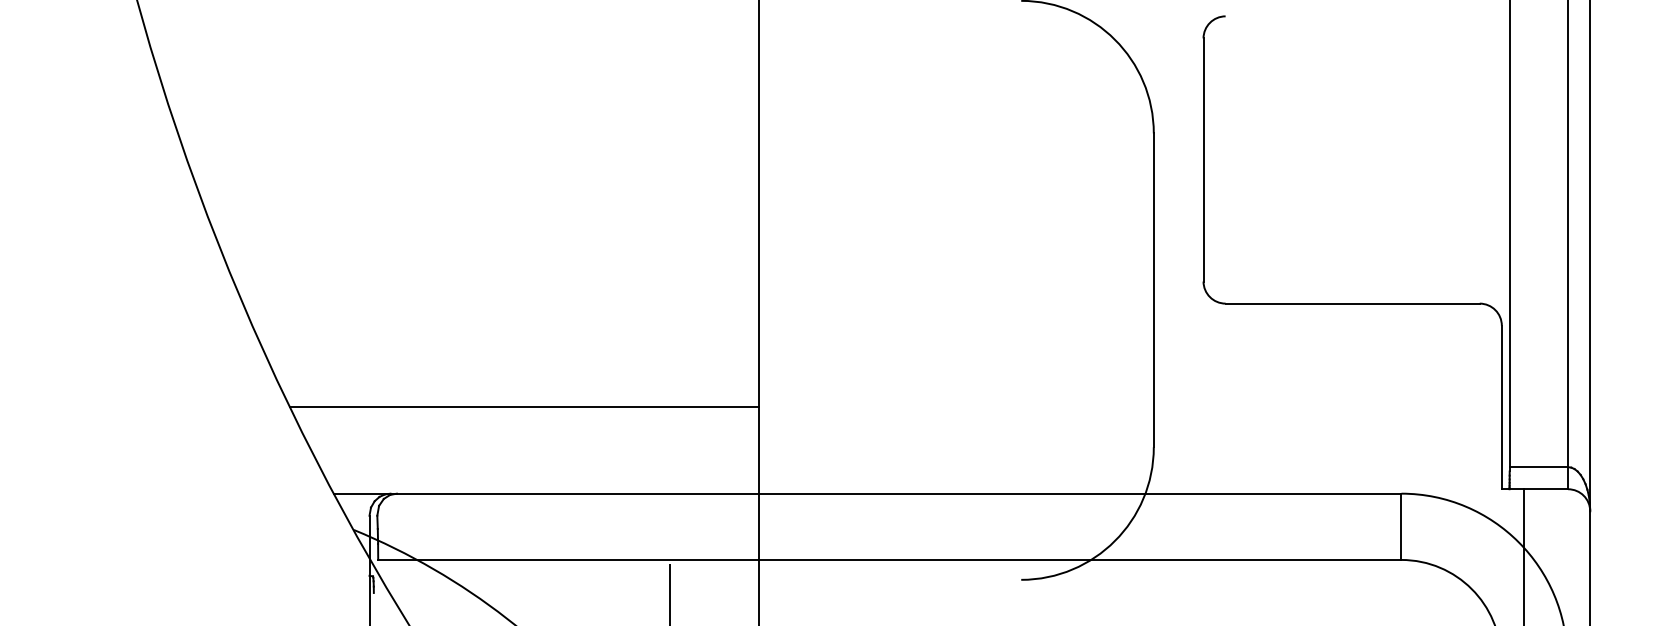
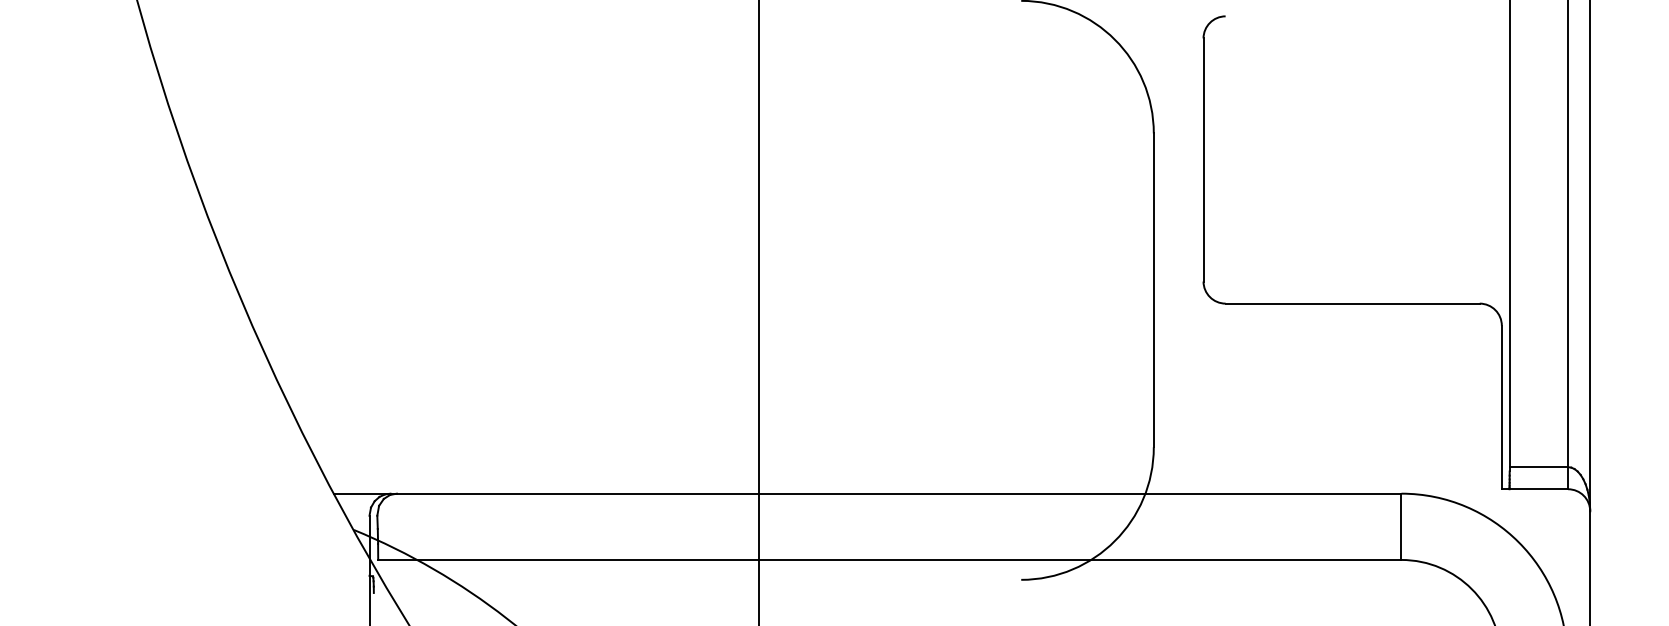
line: present -> none (524, 406)
line: present -> none (1523, 555)
line: present -> none (670, 593)
